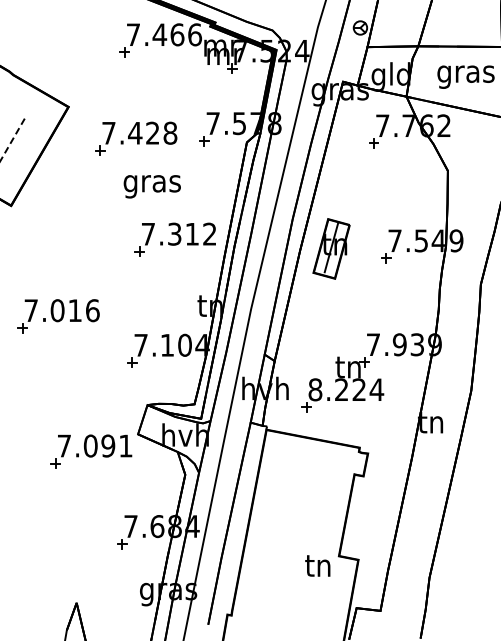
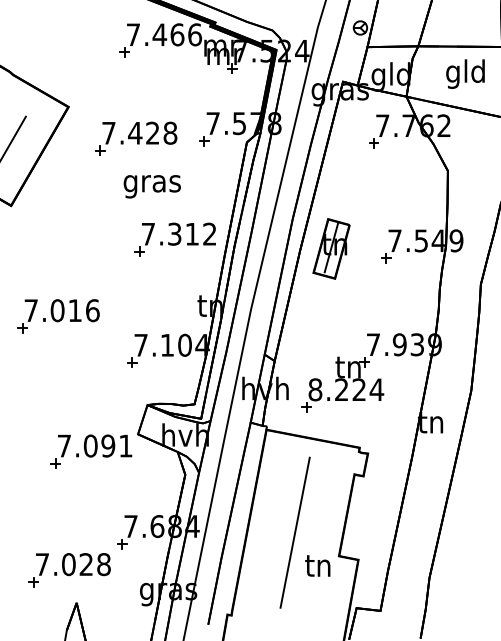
text: gras -> gld (465, 73)
line: dashed -> solid (13, 138)
line: none -> present (294, 532)
part: none -> present (69, 570)
